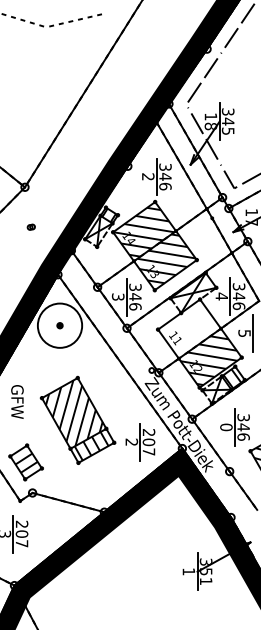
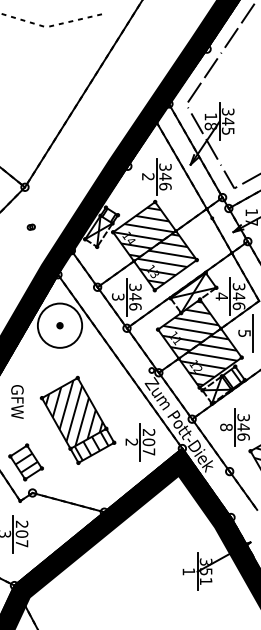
hatch: none -> present (190, 329)
text: 0 -> 8 (226, 427)
